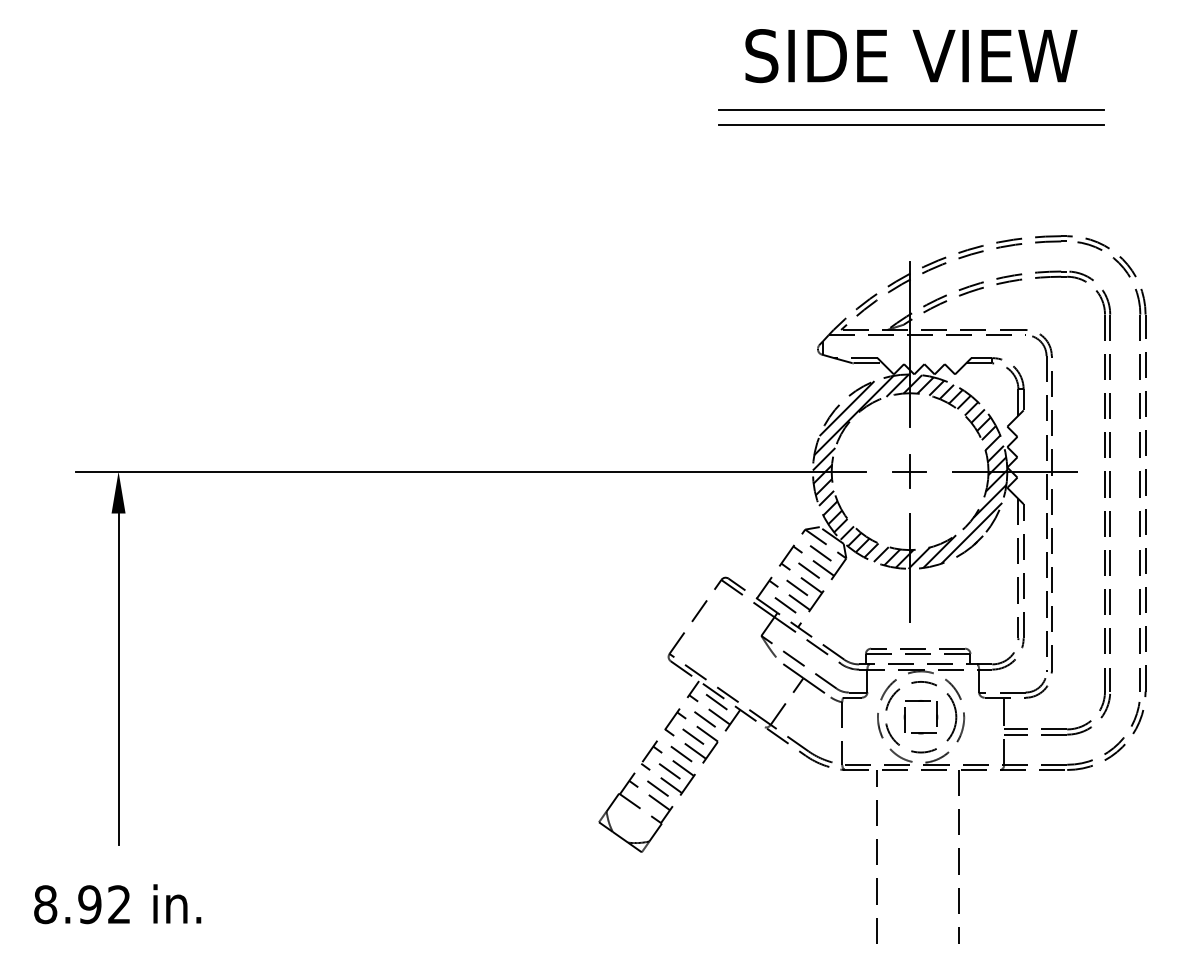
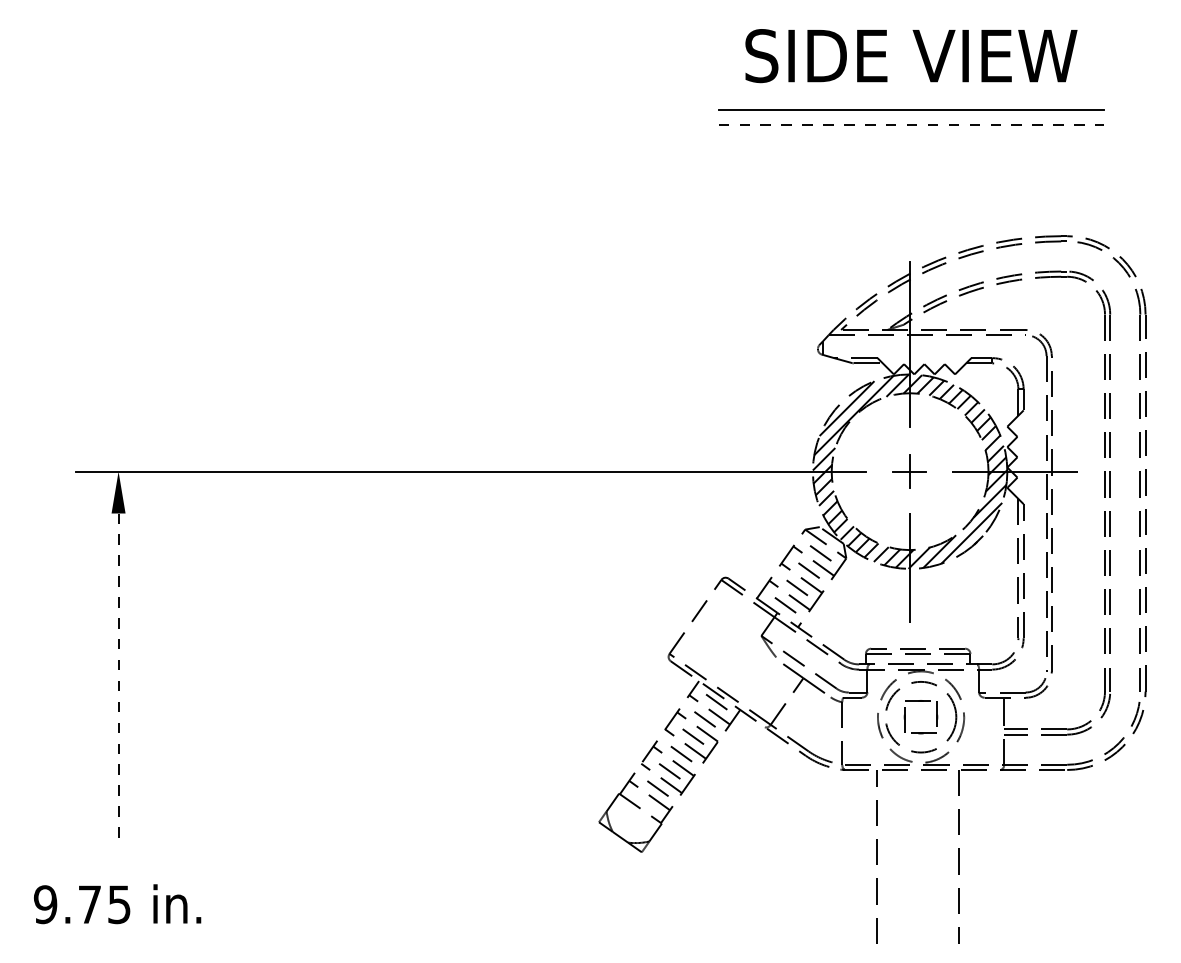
line: solid -> dashed (911, 124)
line: solid -> dashed (118, 679)
text: 8.92 -> 9.75 (82, 904)
